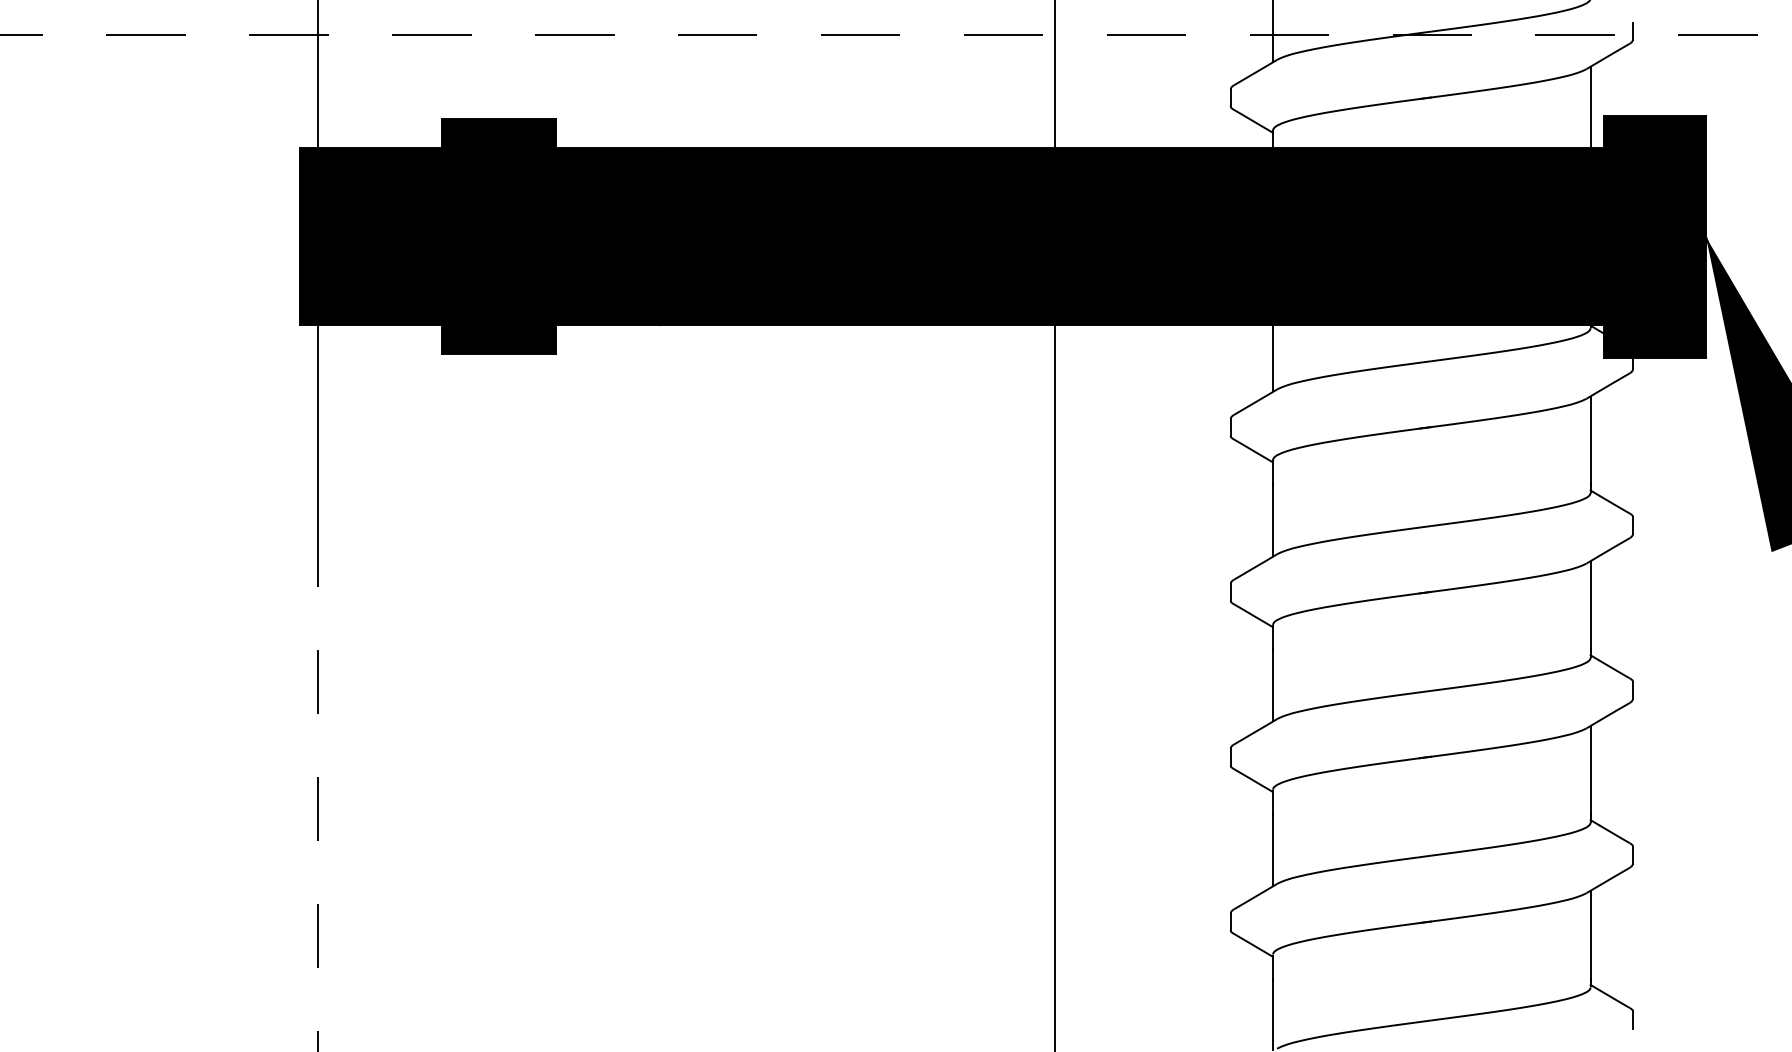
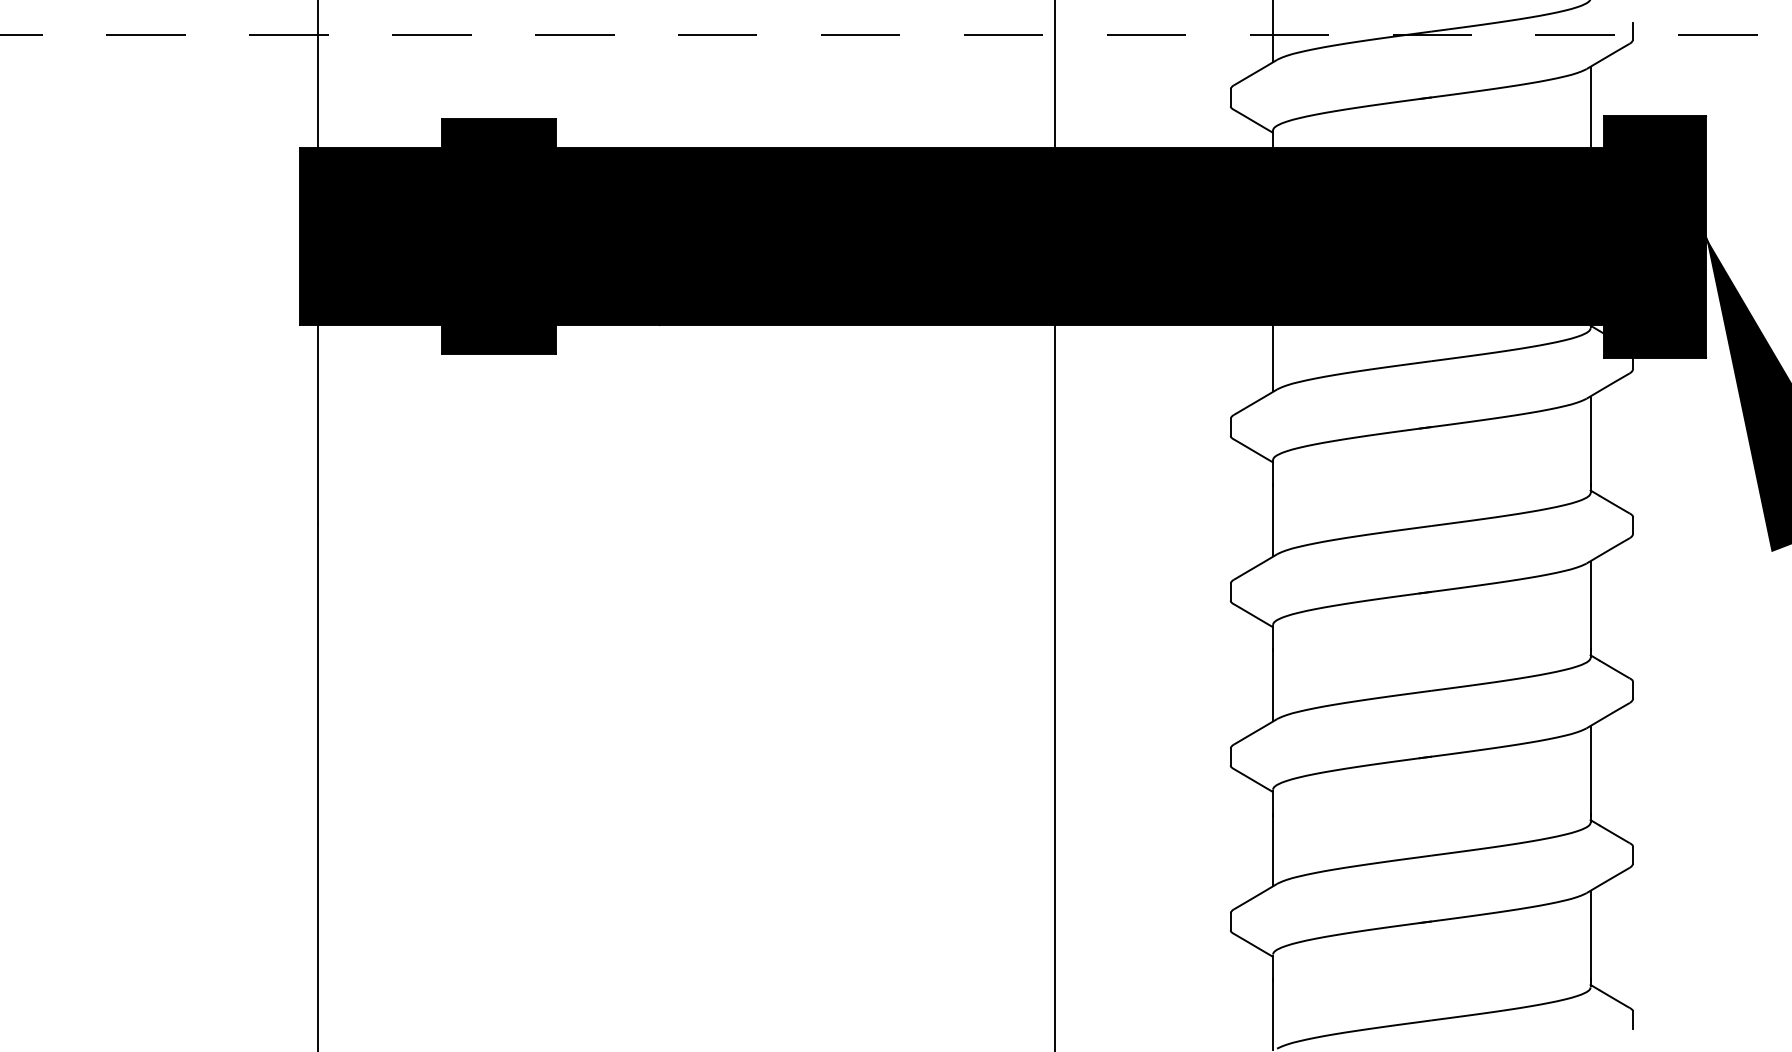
line: dashed -> solid (318, 787)
